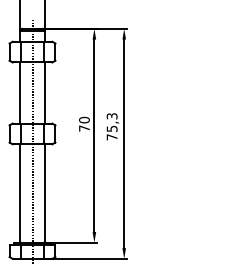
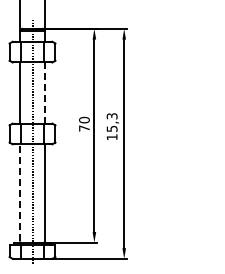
line: solid -> dashed (44, 93)
text: 75,3 -> 15,3 (111, 137)
line: solid -> dashed (20, 192)
